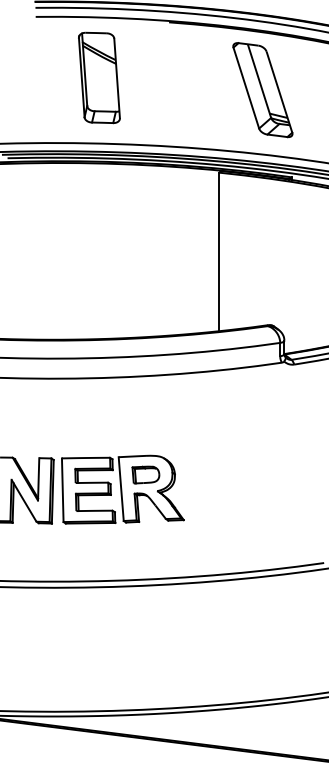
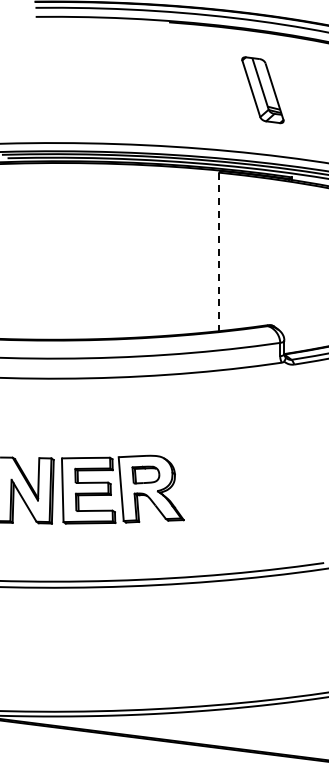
part: present -> none (99, 77)
part size: 62x97 px -> 44x69 px (262, 90)
line: solid -> dashed (219, 252)
